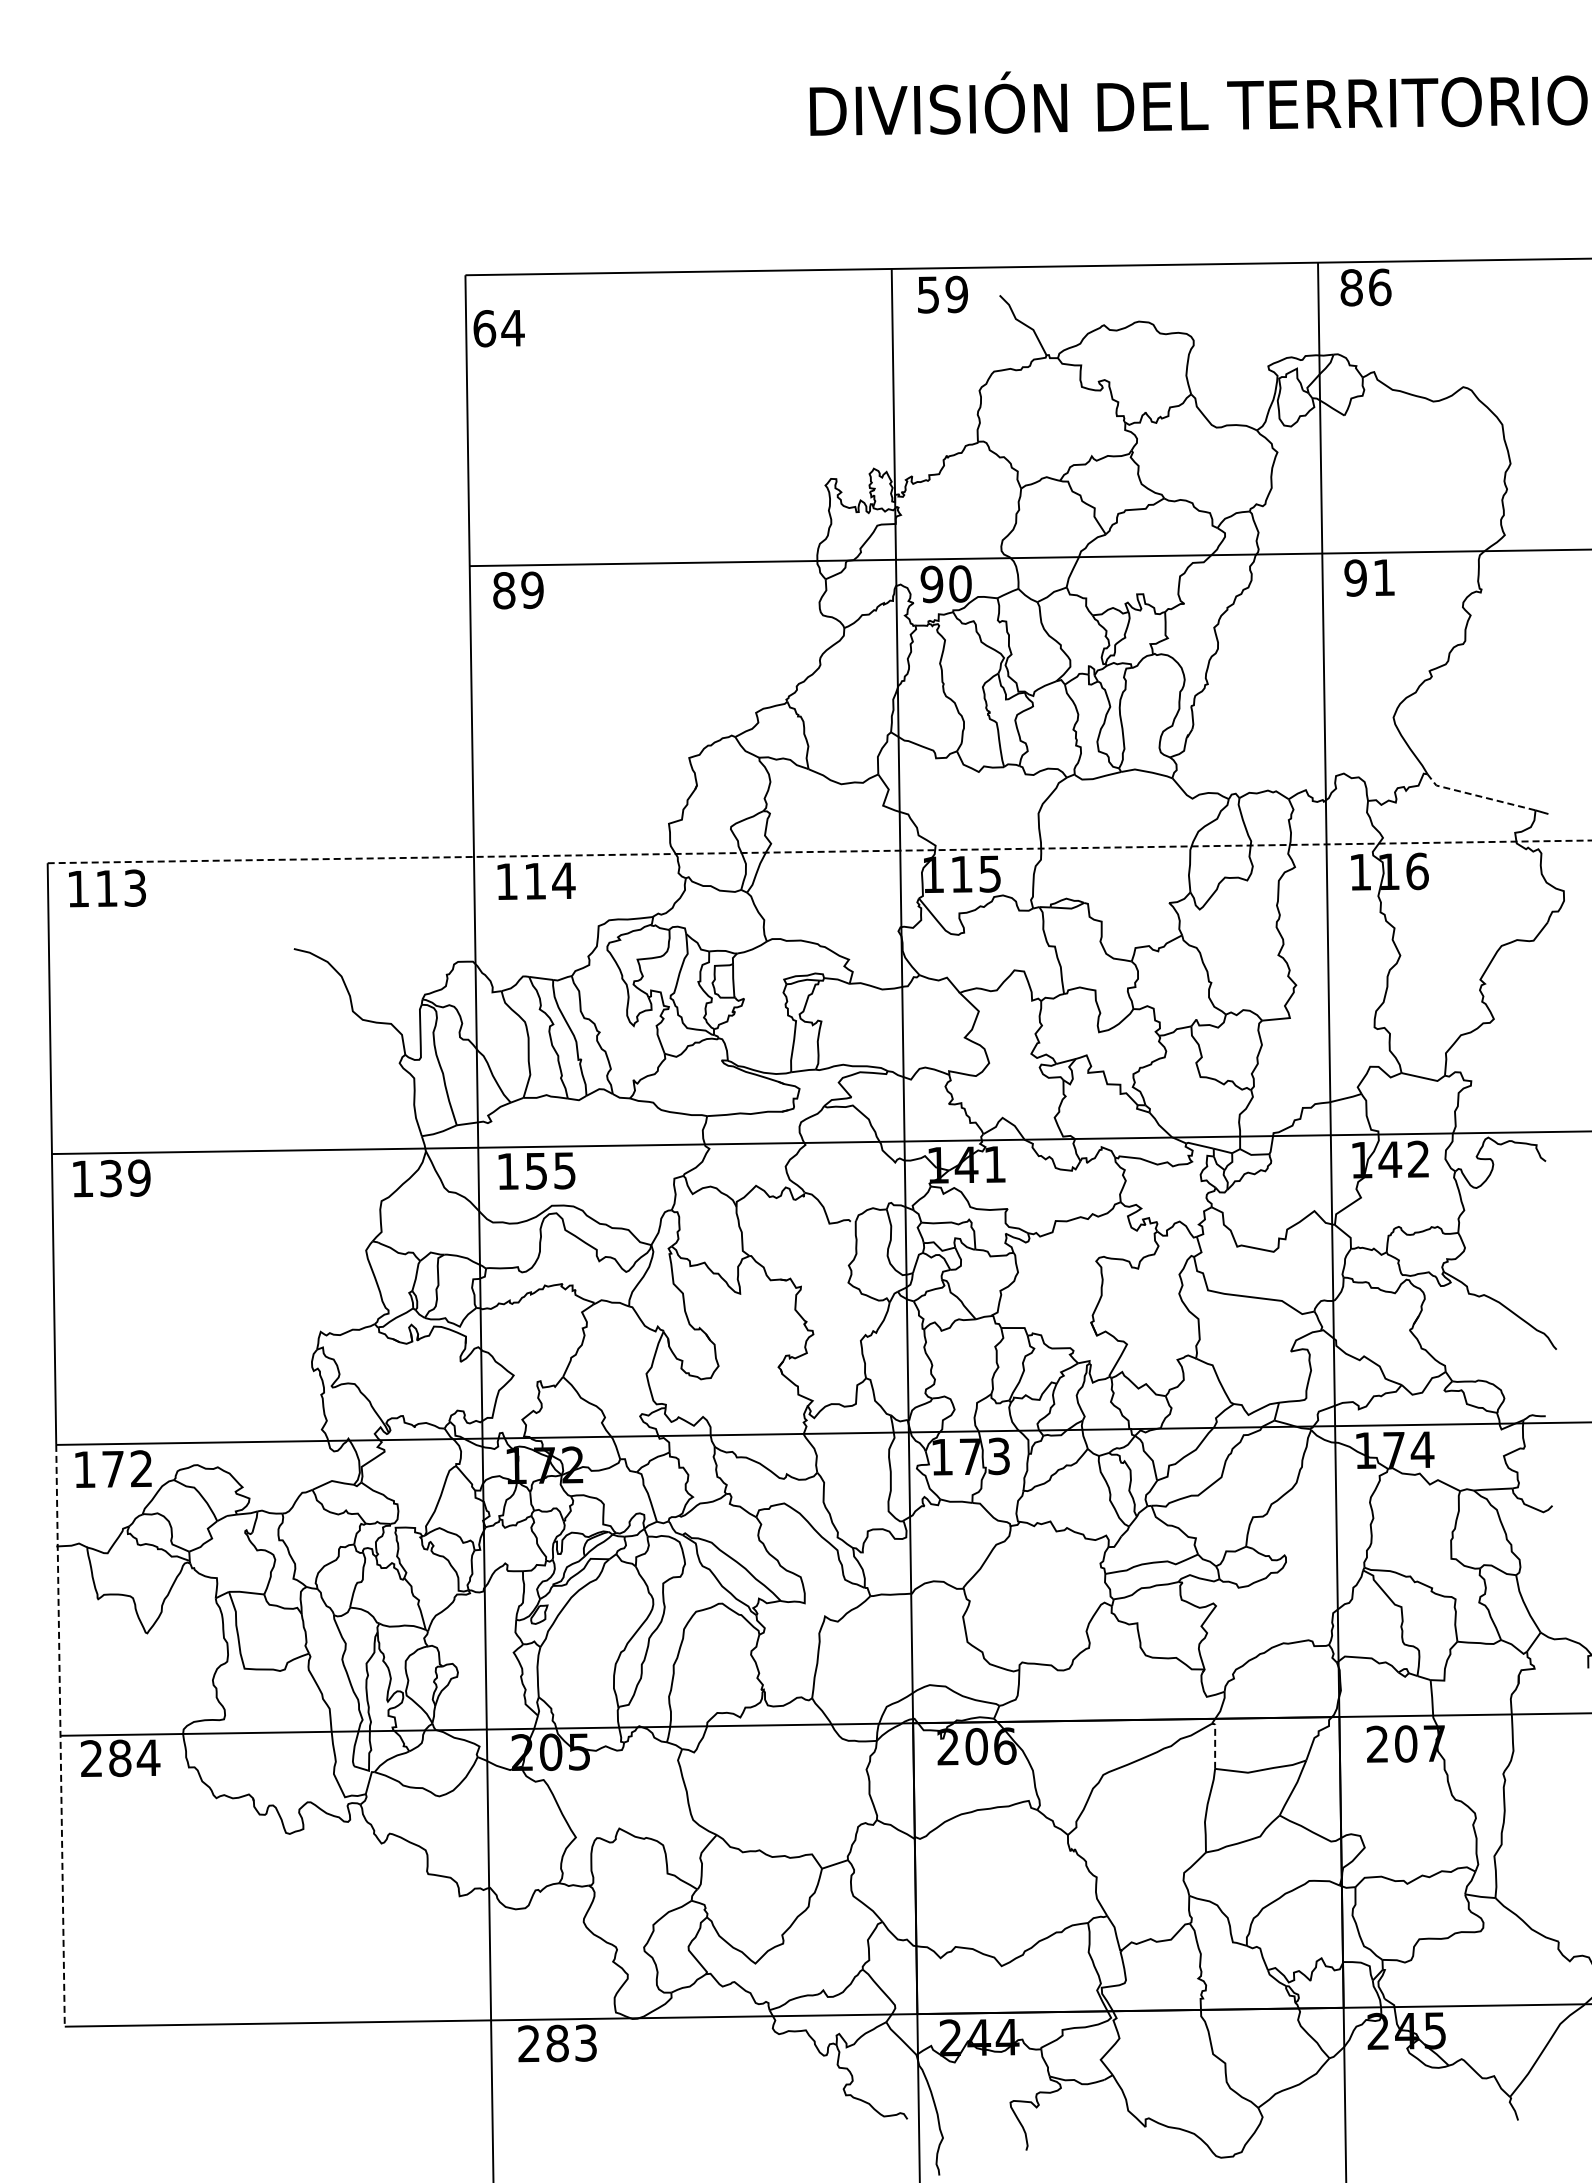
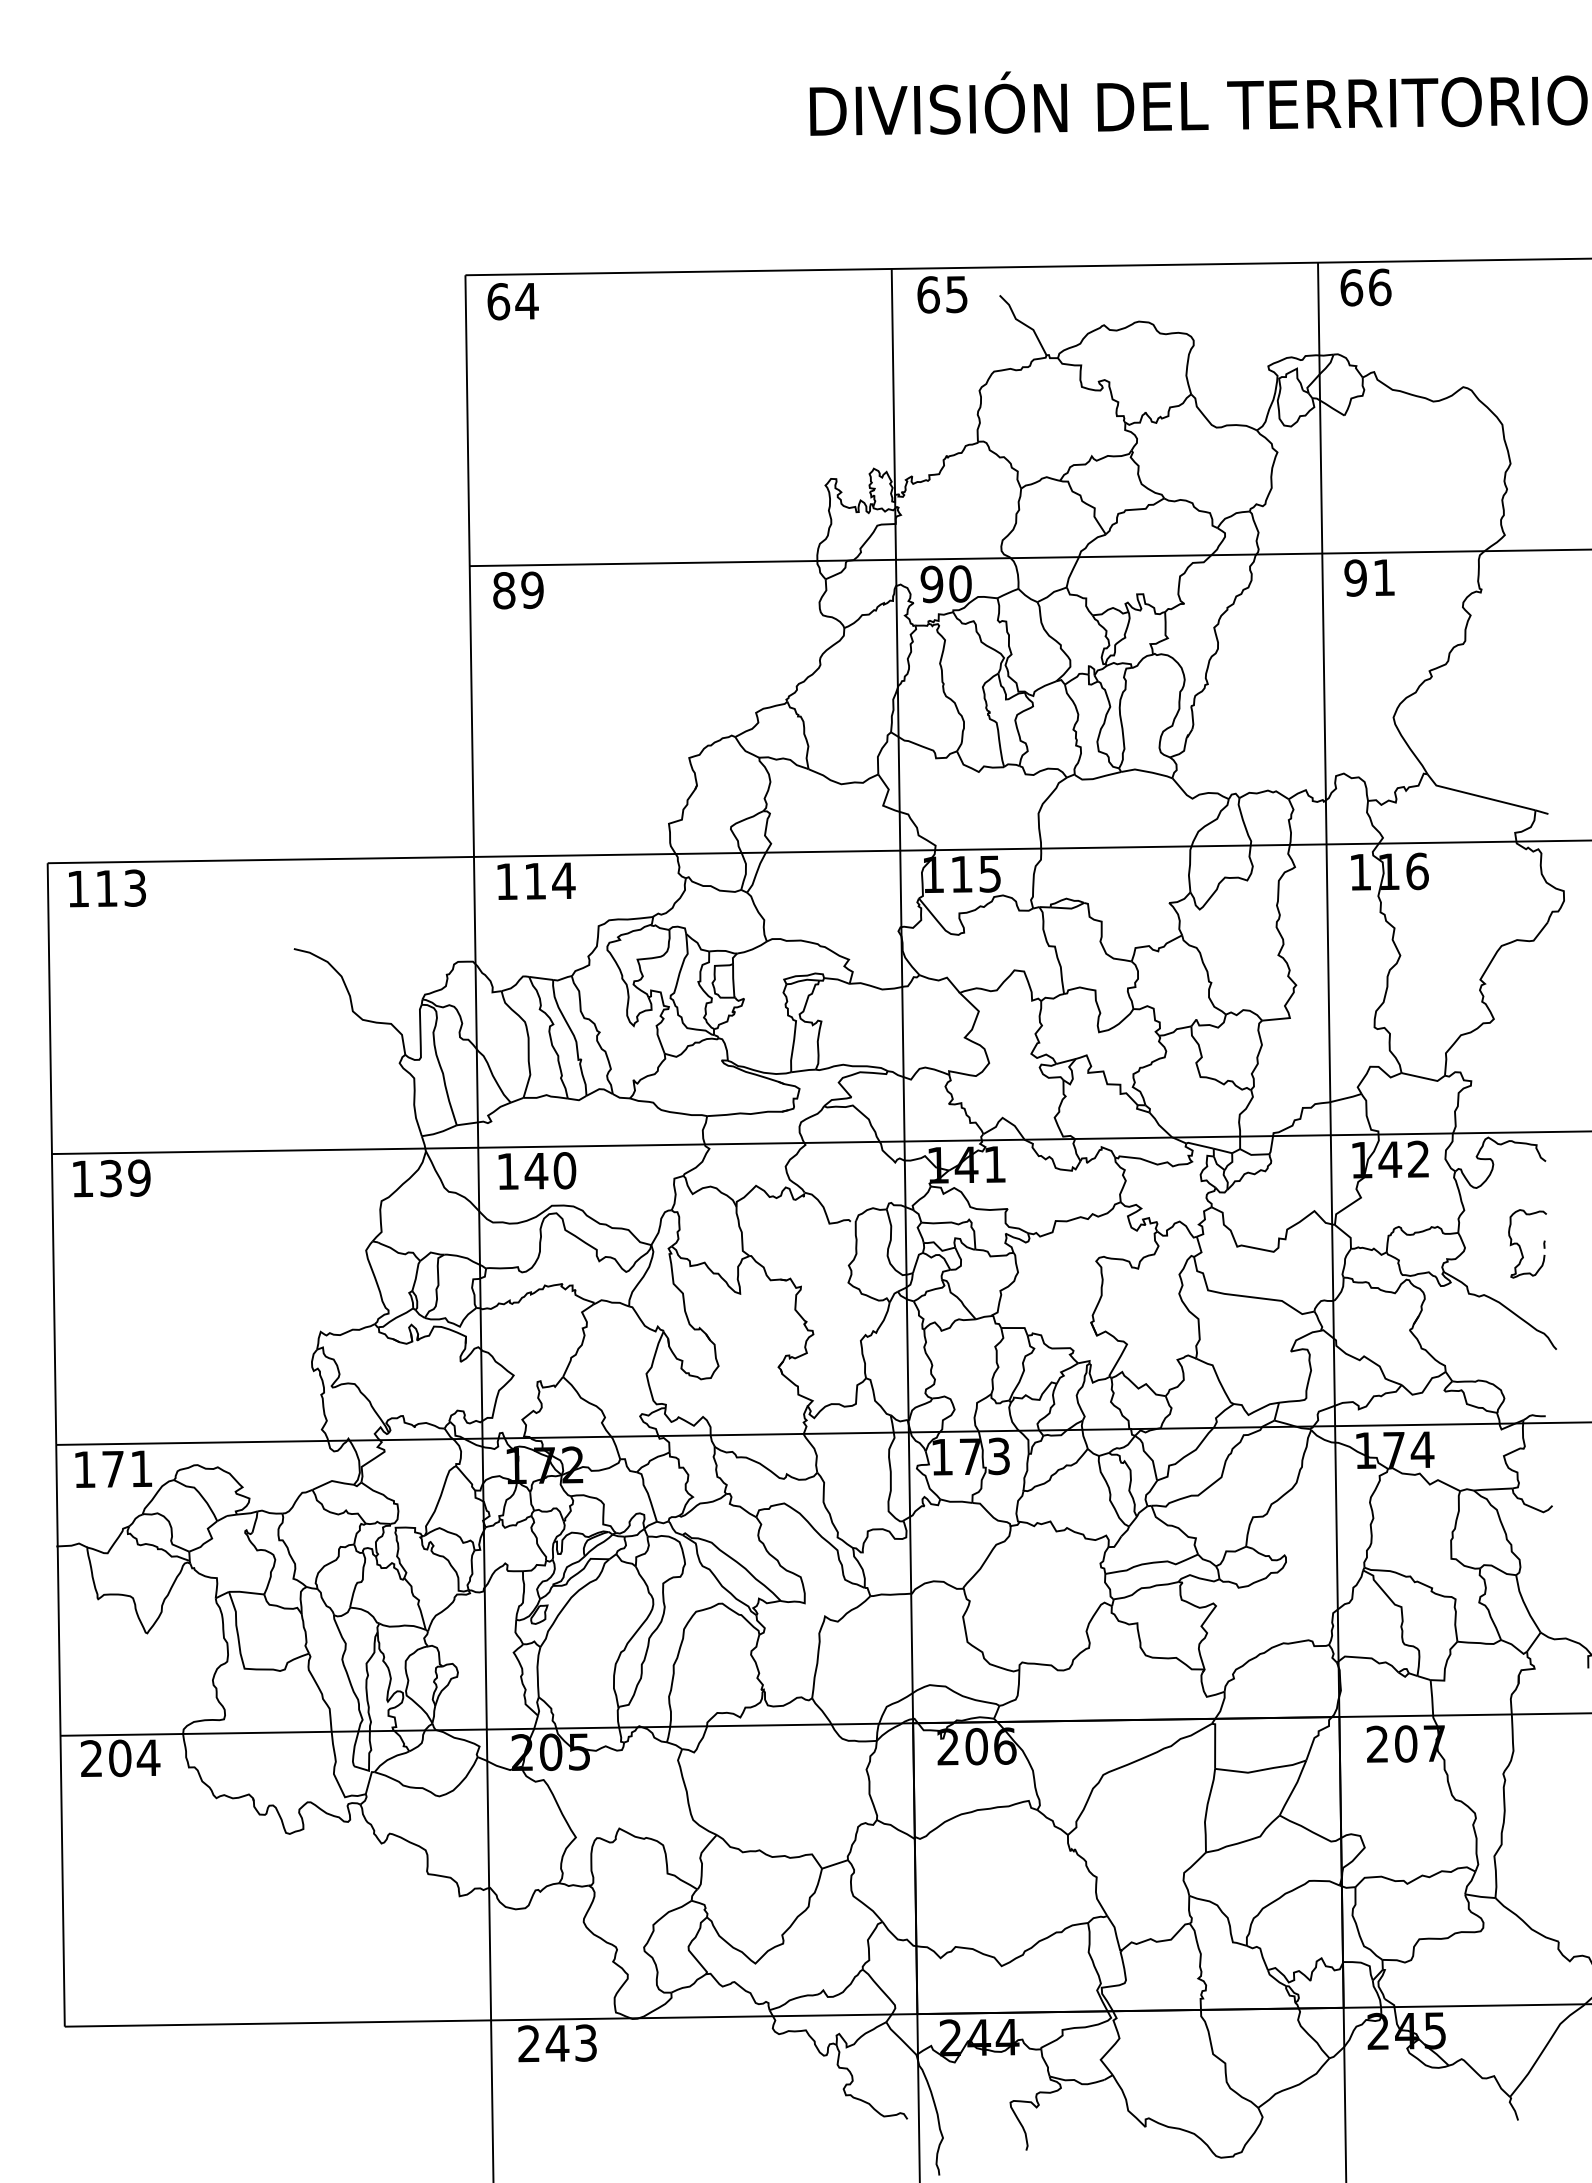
text: 86 -> 66 (1351, 287)
text: 59 -> 65 (942, 294)
text position: (498, 328) -> (512, 301) (512, 301)
line: dashed -> solid (1477, 795)
line: dashed -> solid (820, 851)
text: 155 -> 140 (550, 1170)
part: none -> present (1520, 1245)
text: 172 -> 171 (141, 1468)
line: dashed -> solid (60, 1735)
line: dashed -> solid (1215, 1744)
text: 284 -> 204 (120, 1757)
text: 283 -> 243 (557, 2043)
